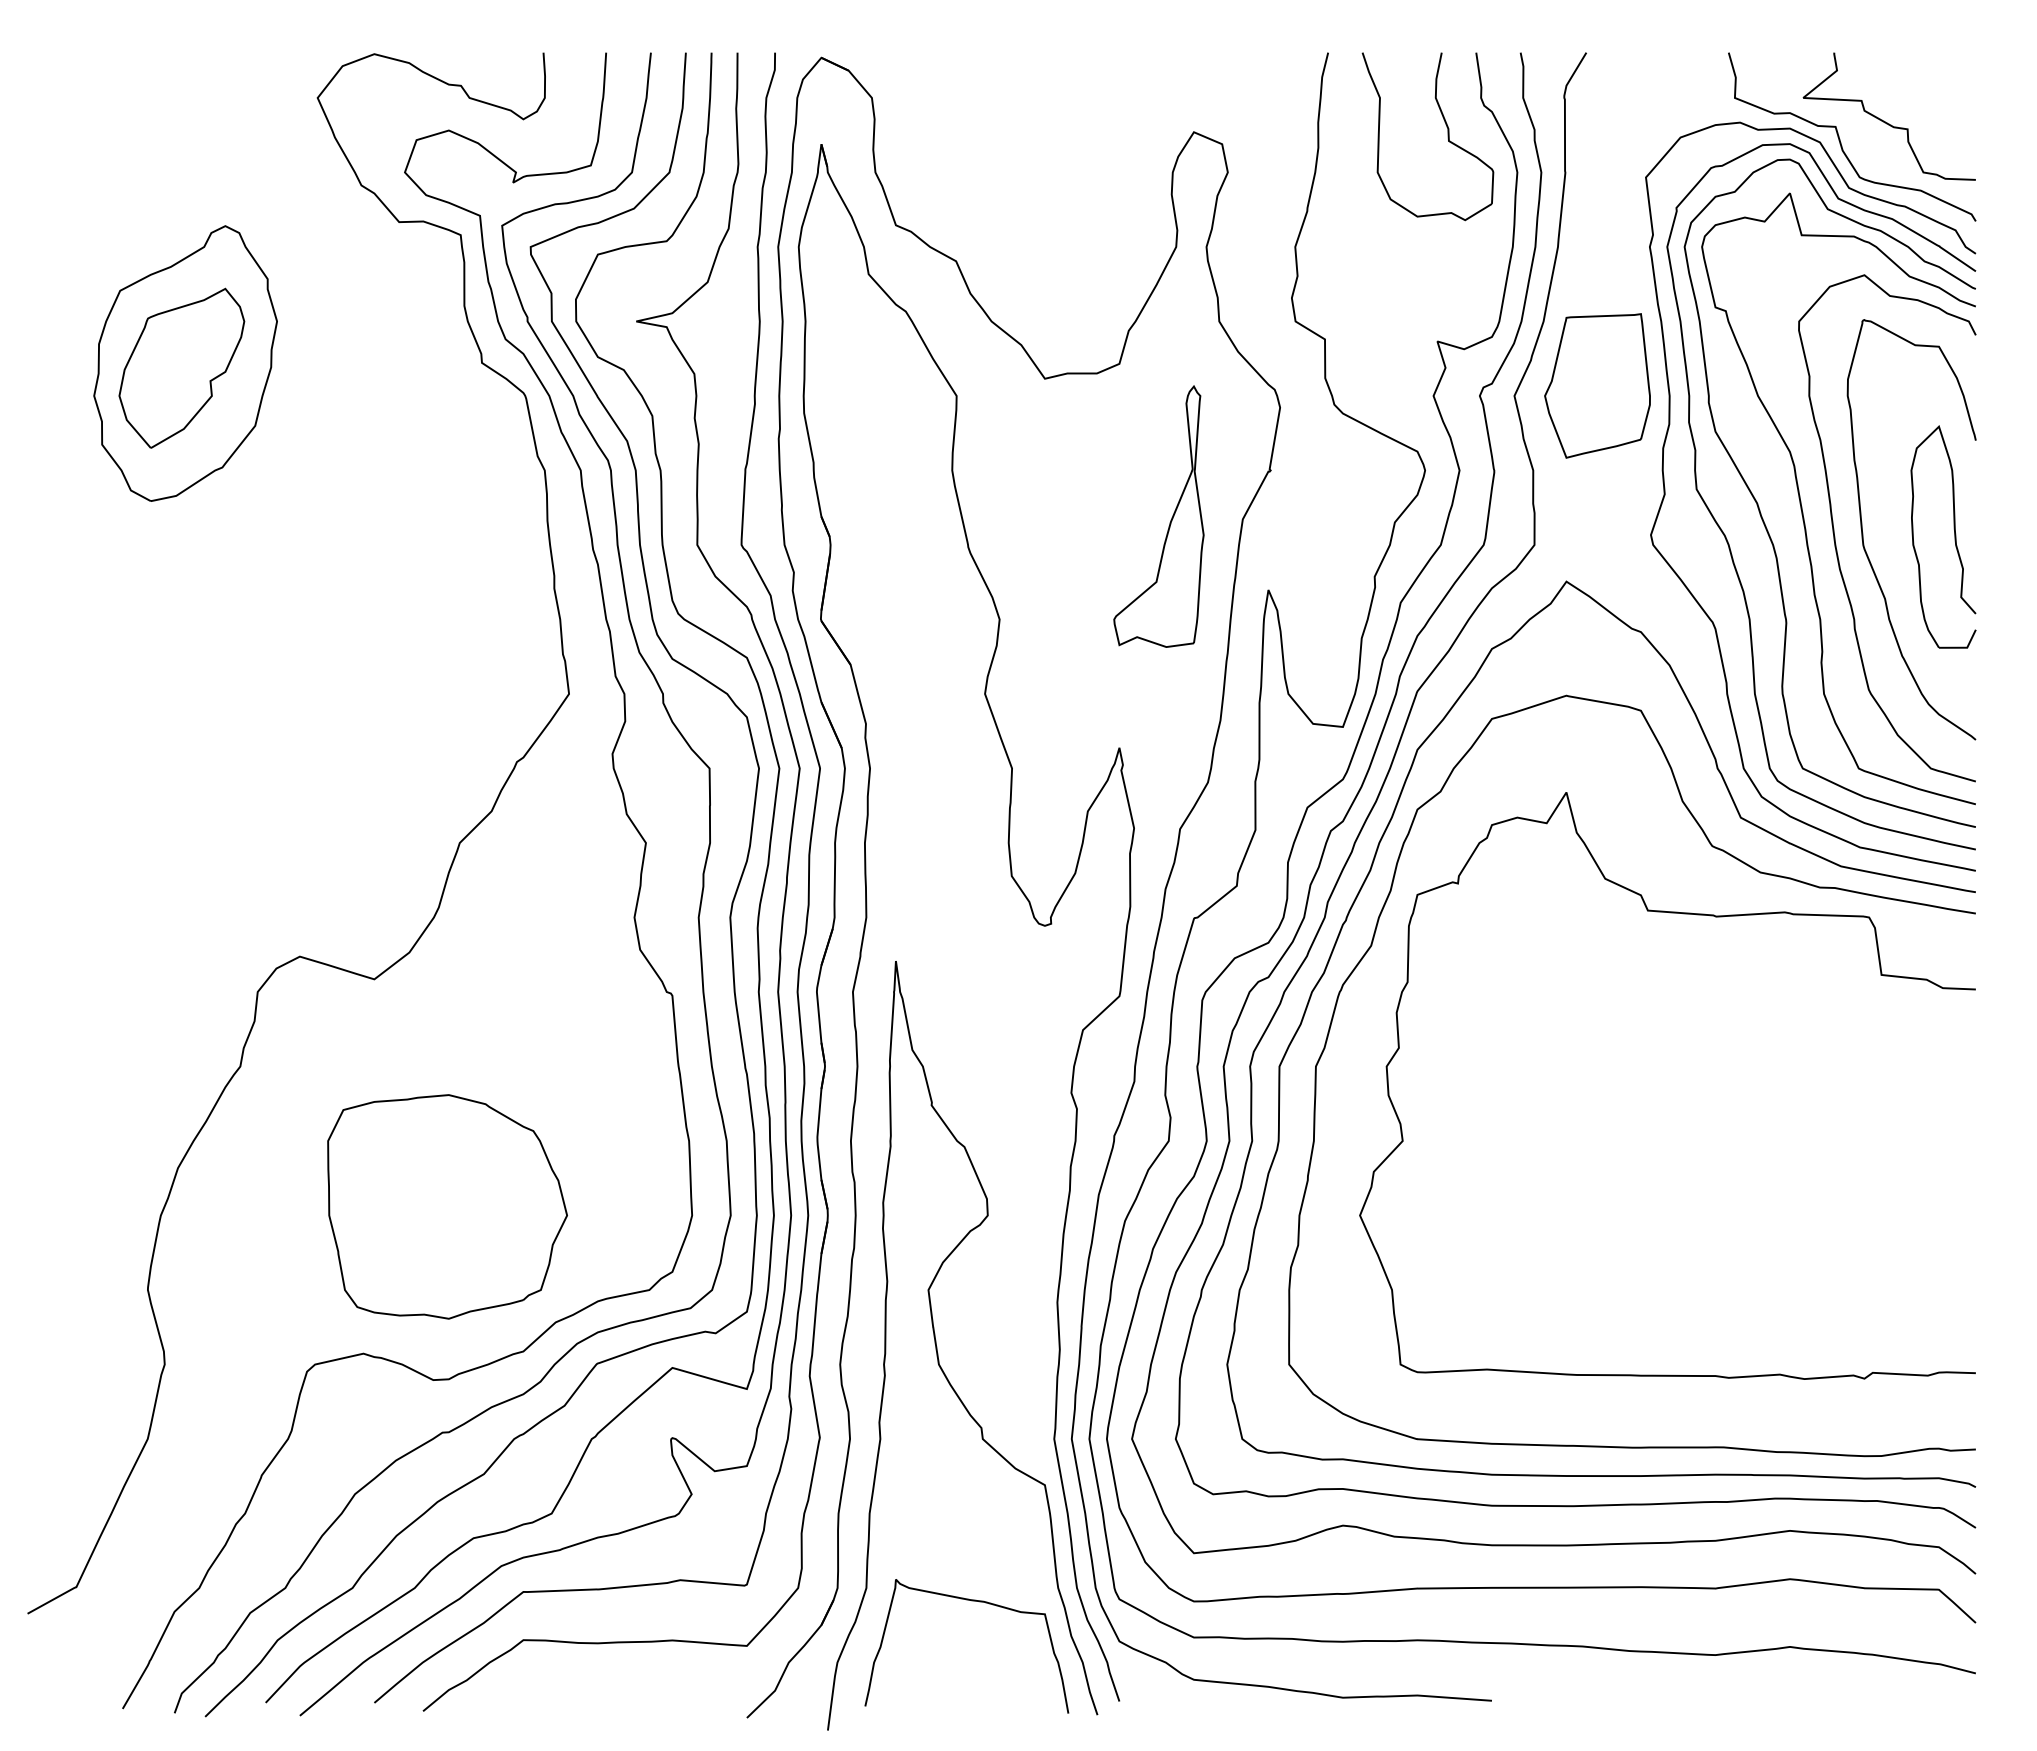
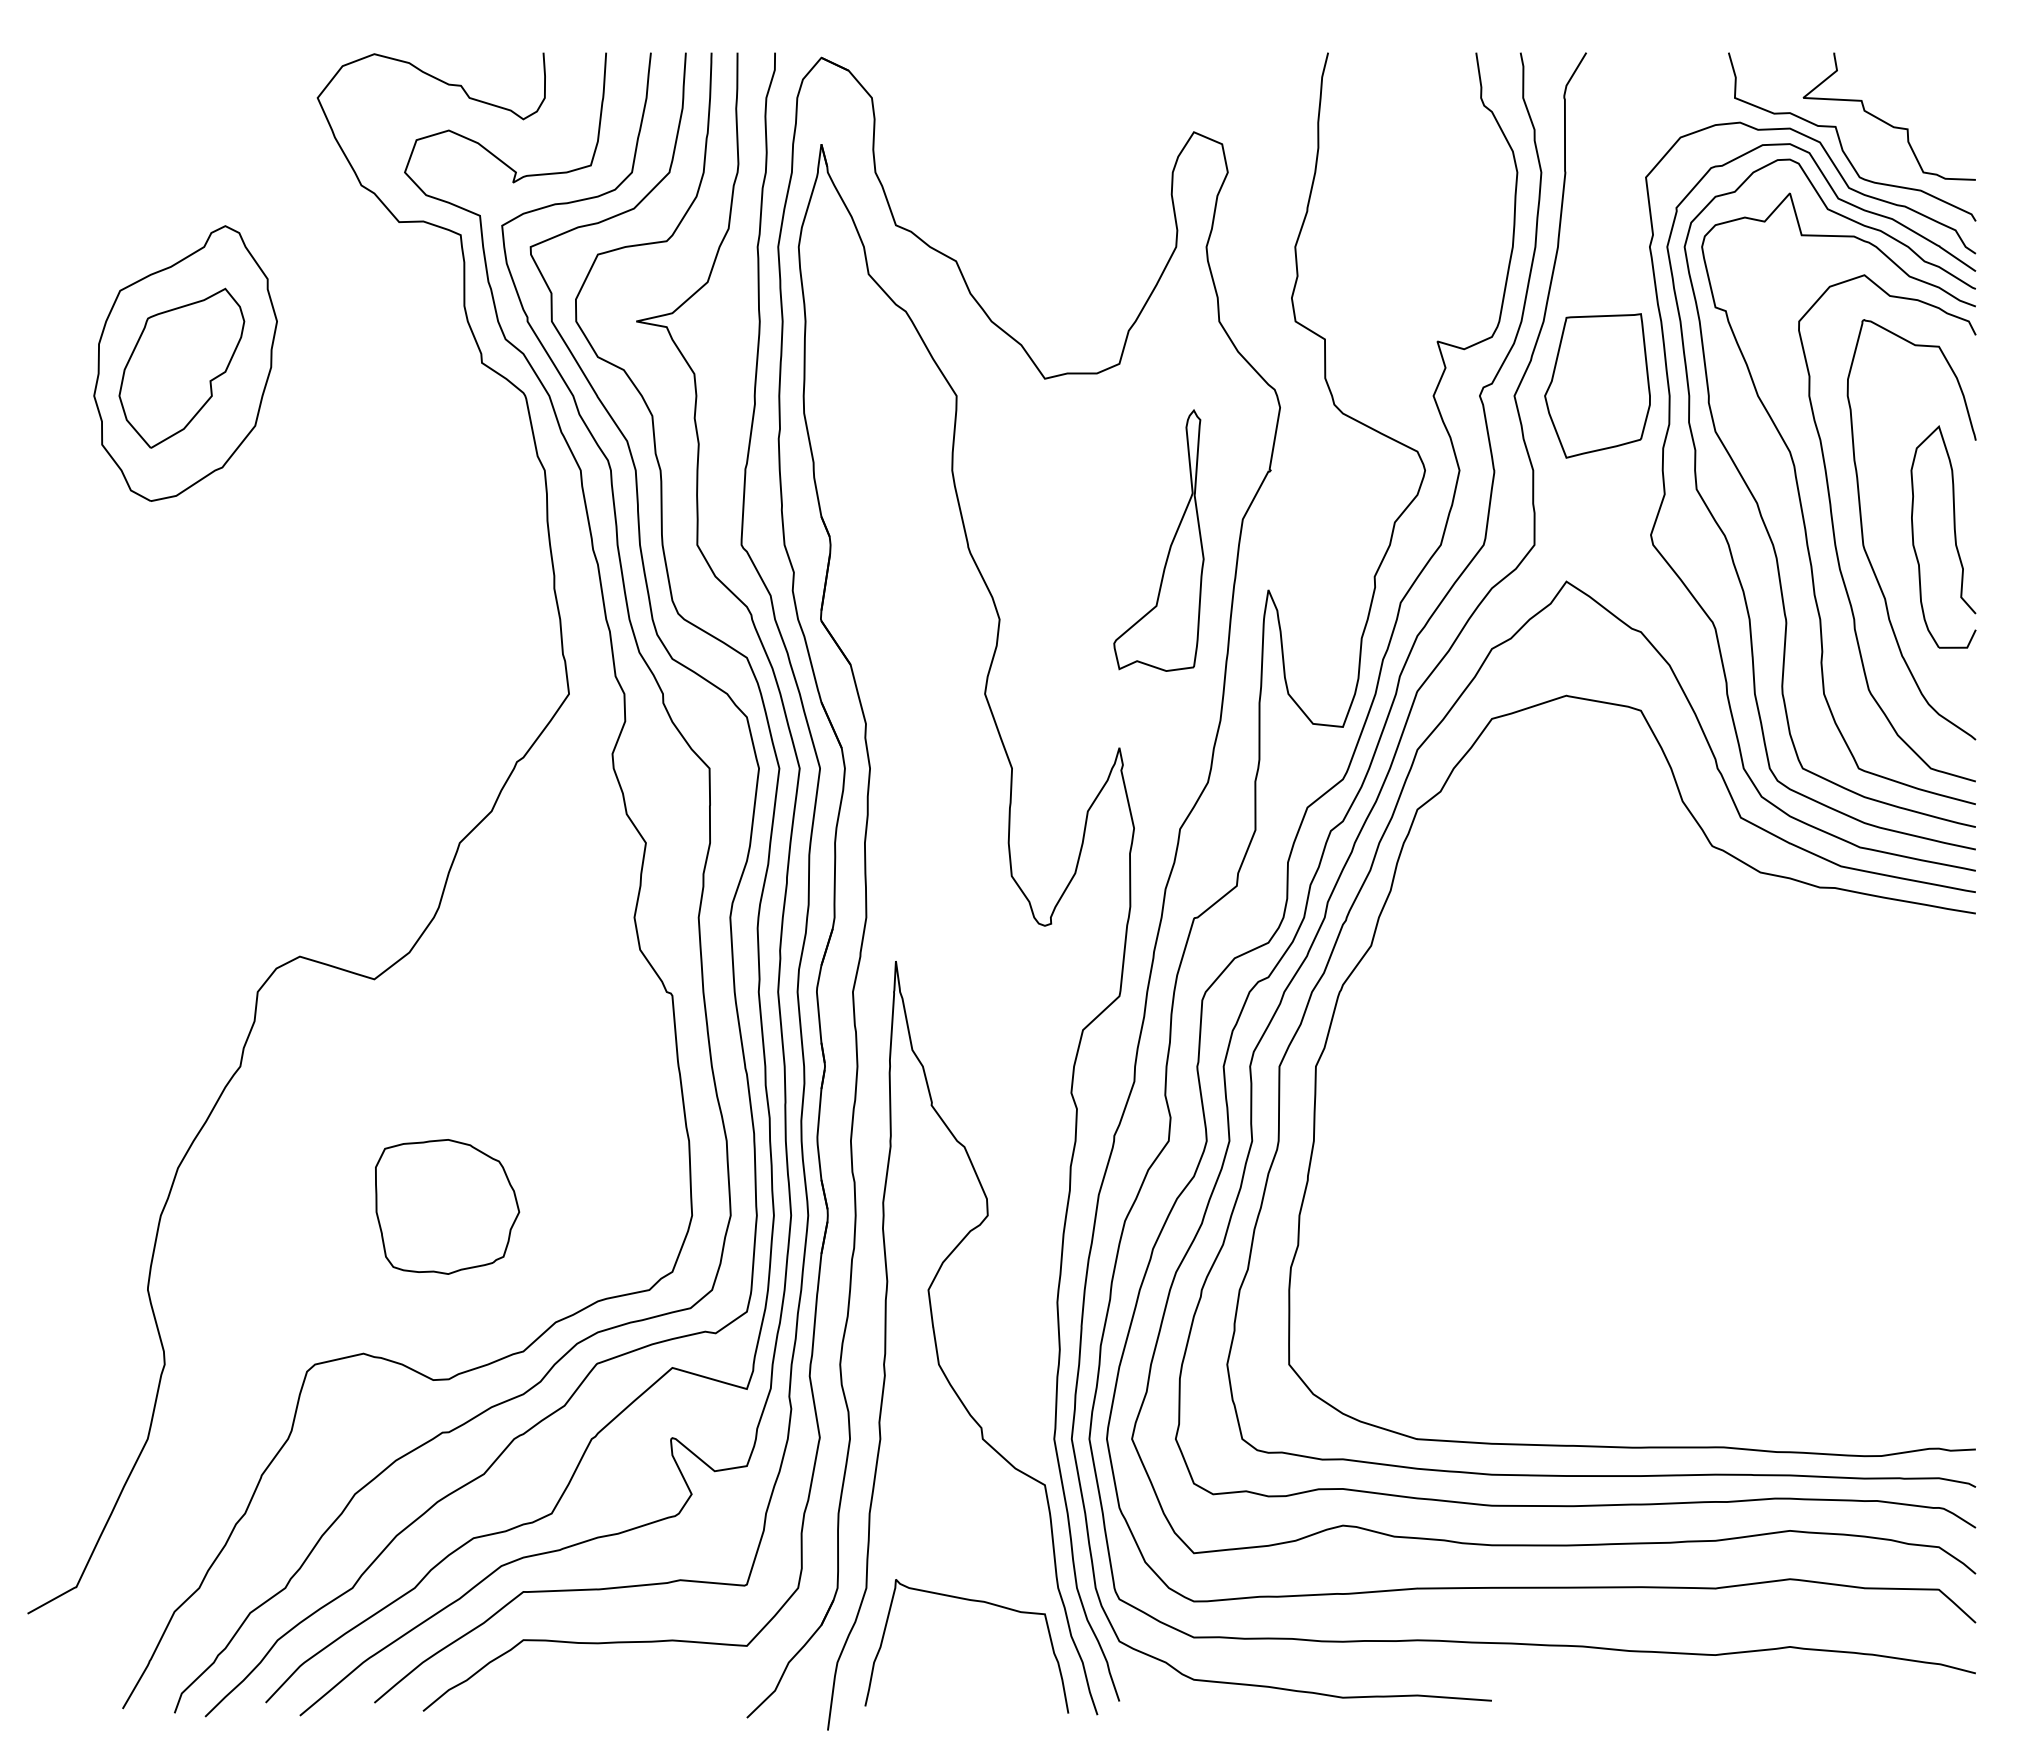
part: present -> none (1447, 136)
part position: (1169, 522) -> (1169, 546) (1169, 546)
curve: present -> none (1683, 914)
part size: 241x226 px -> 146x136 px (447, 1206)
